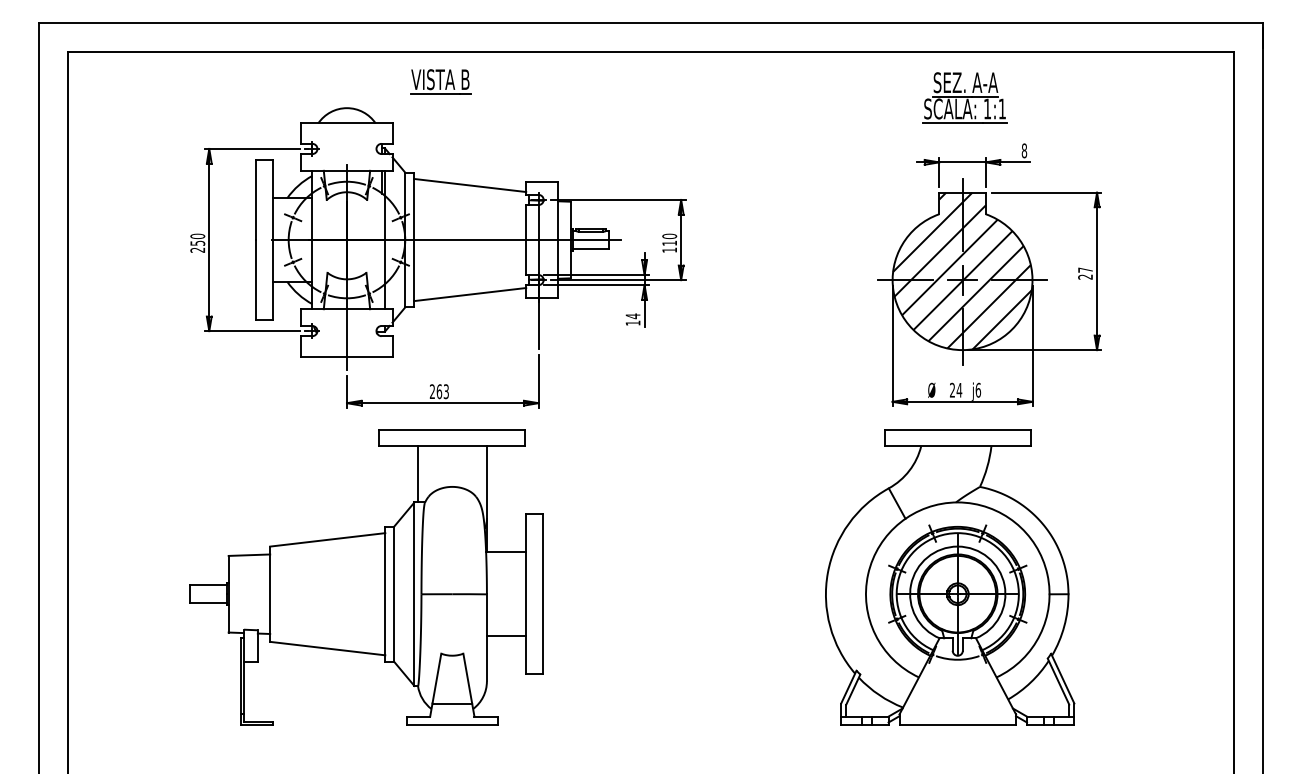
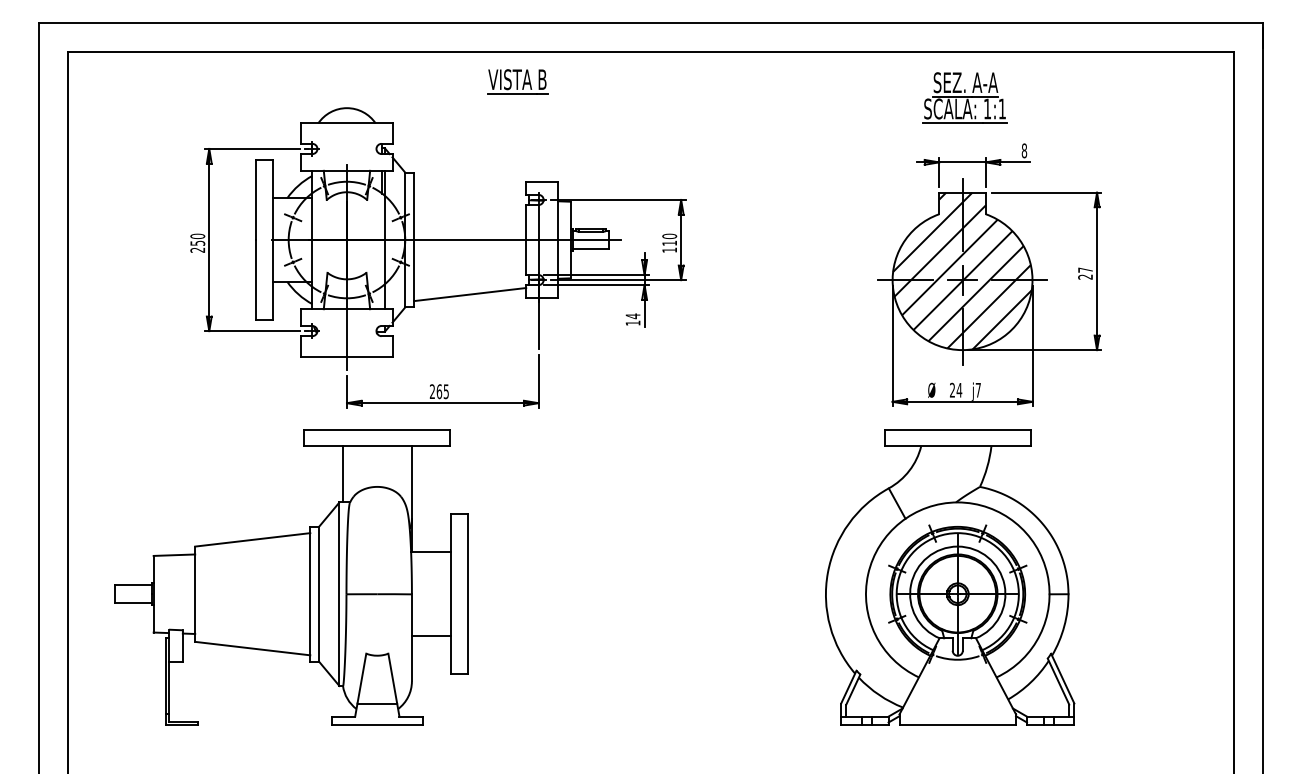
part position: (440, 81) -> (517, 81) (517, 81)
line: present -> none (470, 185)
text: j6 -> j7 (978, 389)
text: 263 -> 265 (446, 391)
part position: (366, 577) -> (291, 577) (291, 577)
